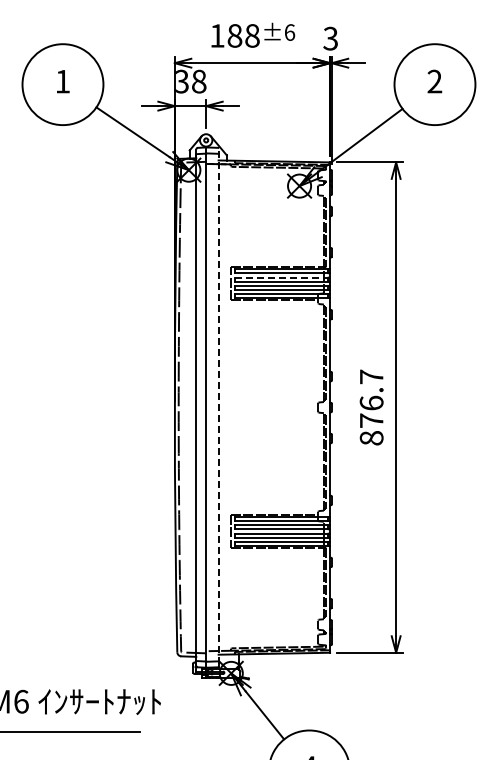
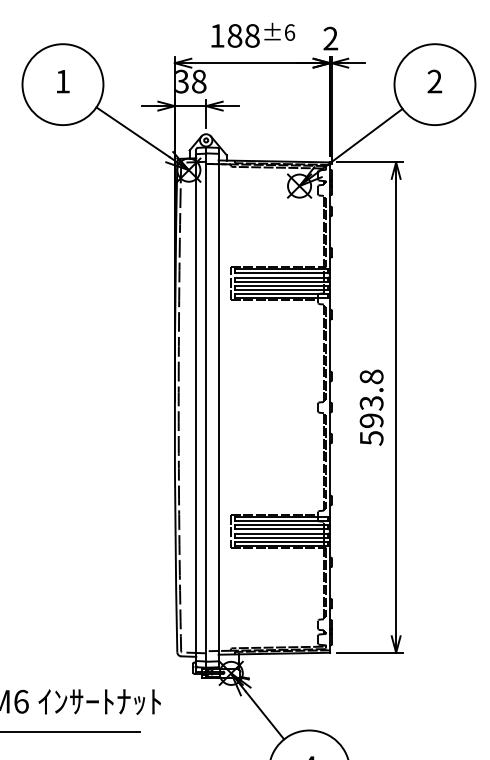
text: 3 -> 2 (330, 38)
line: dashed -> solid (282, 277)
line: dashed -> solid (218, 405)
text: 876.7 -> 593.8 (371, 407)
